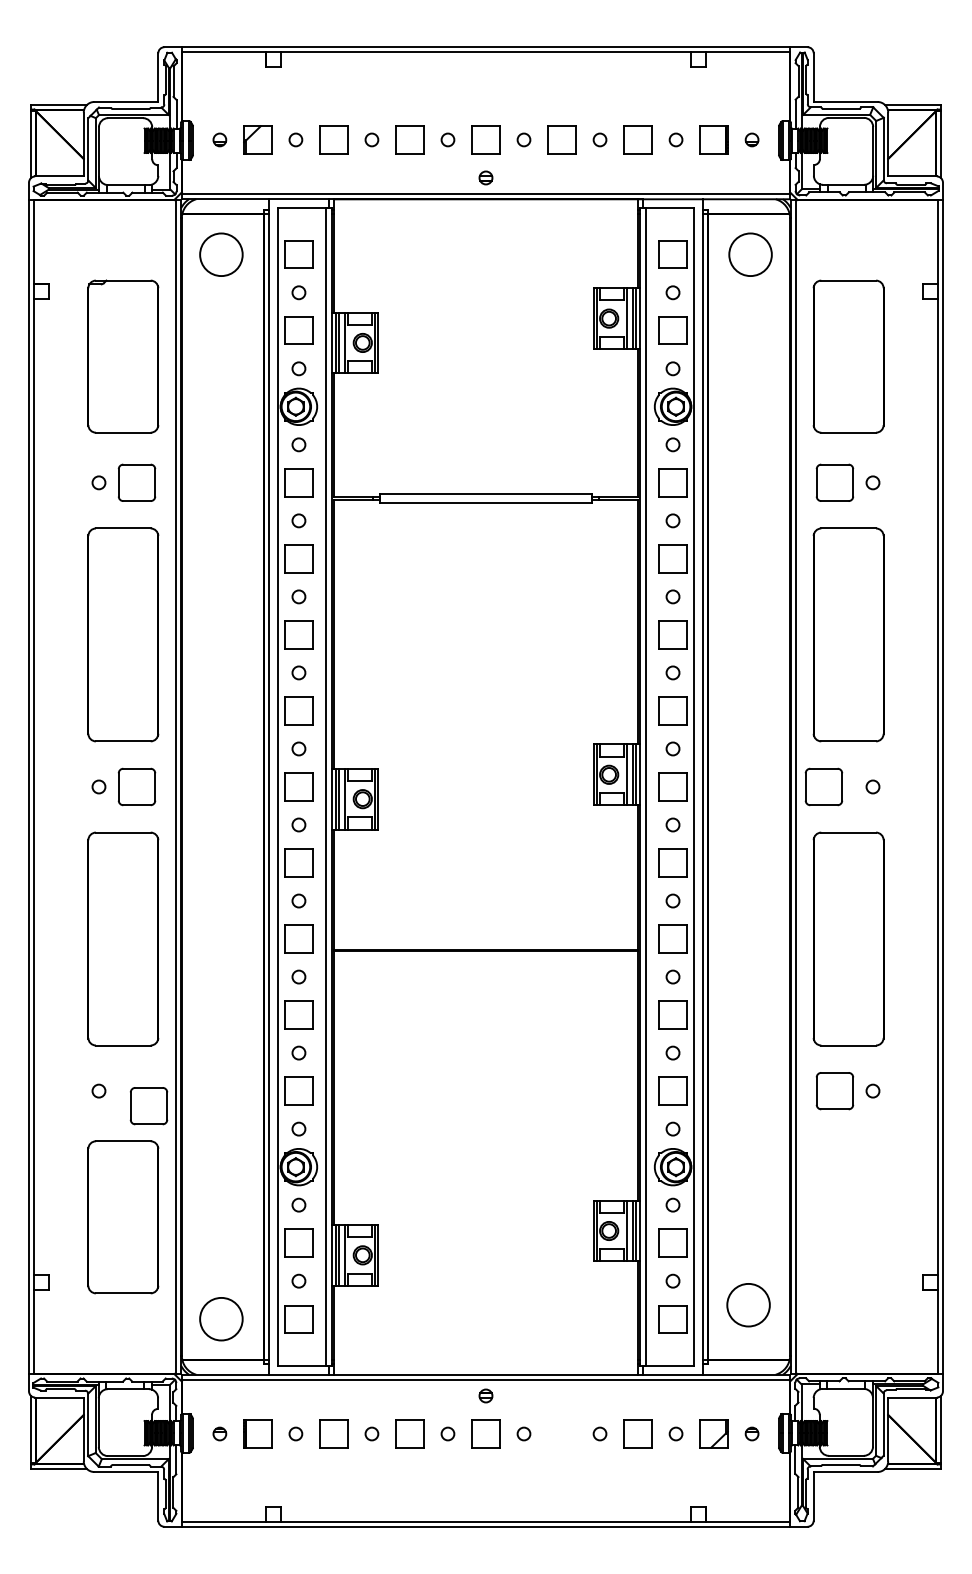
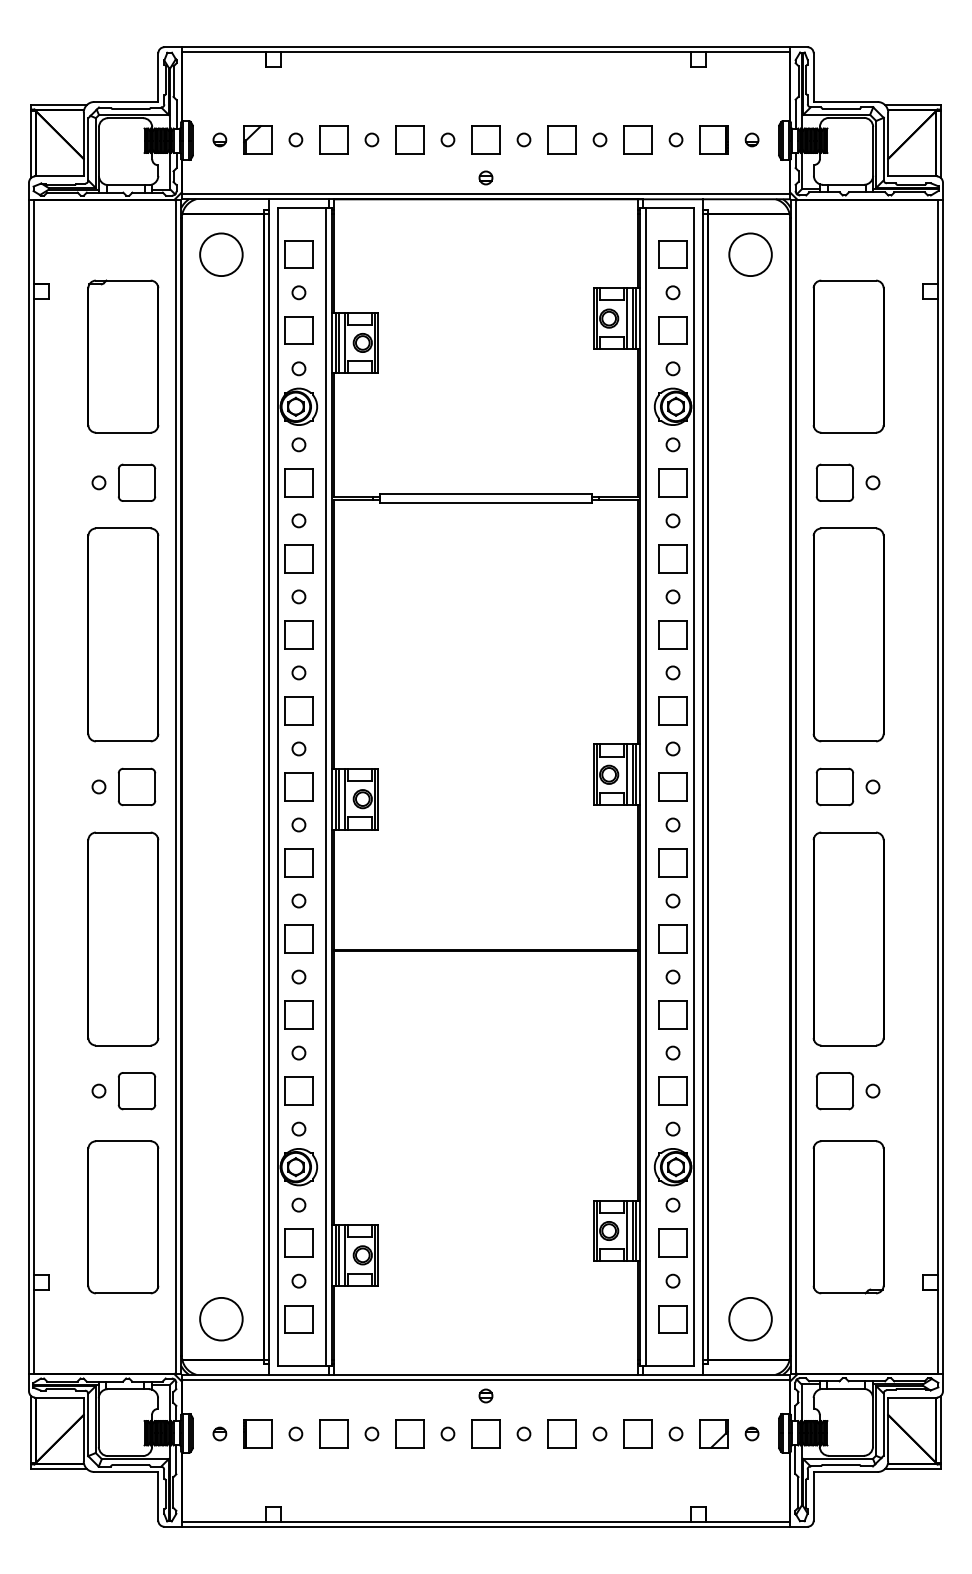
part position: (823, 786) -> (834, 786) (834, 786)
part position: (148, 1106) -> (136, 1091) (136, 1091)
part: none -> present (848, 1217)
circle position: (748, 1305) -> (750, 1319) (750, 1319)
part: none -> present (561, 1433)
